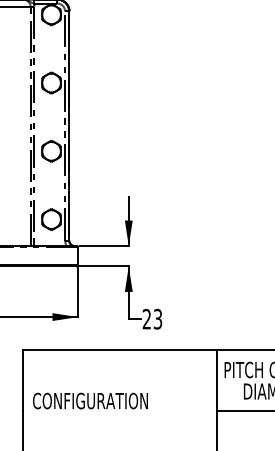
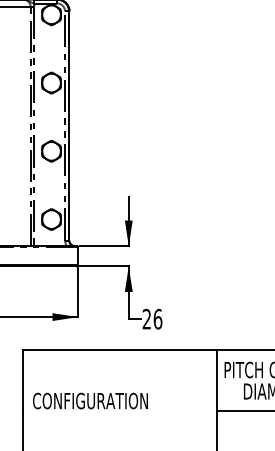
text: 23 -> 26 (157, 318)
